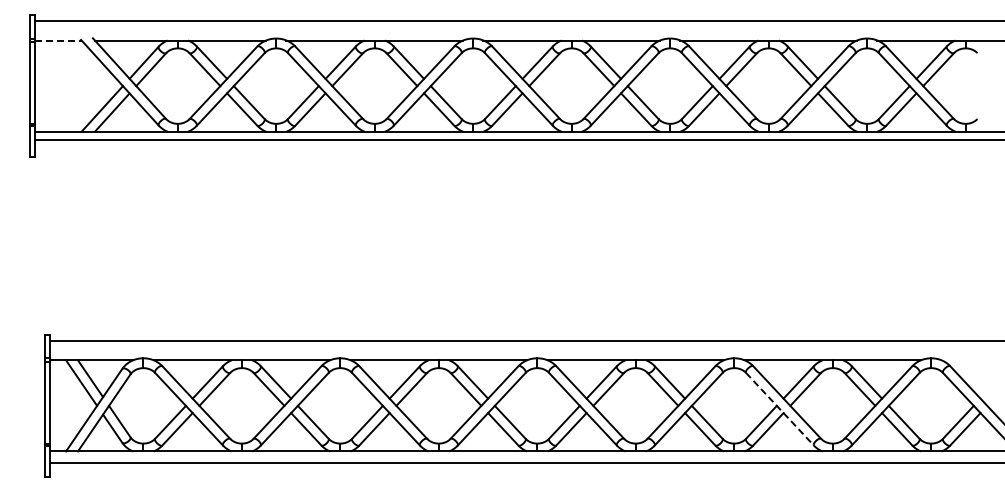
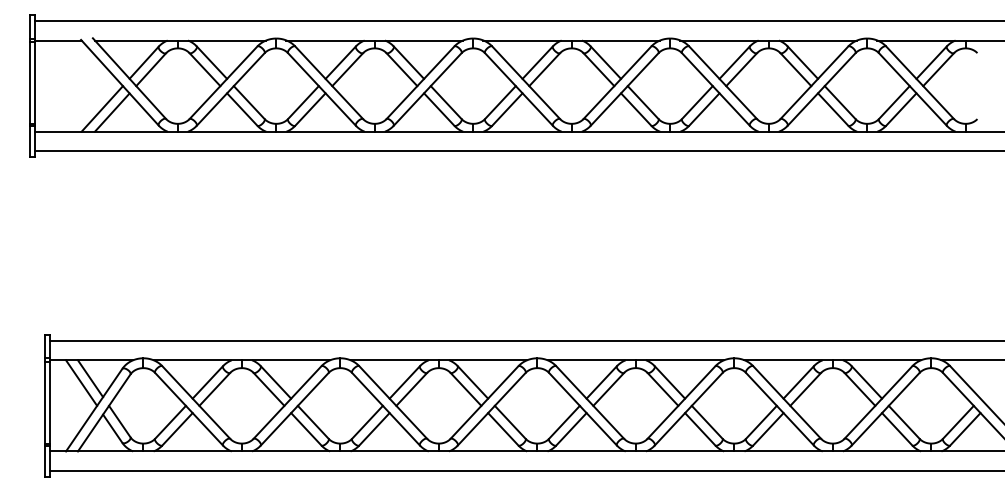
line: dashed -> solid (58, 40)
line position: (518, 140) -> (518, 151) (518, 151)
line: none -> present (971, 360)
line: dashed -> solid (779, 409)
line position: (525, 463) -> (525, 471) (525, 471)
